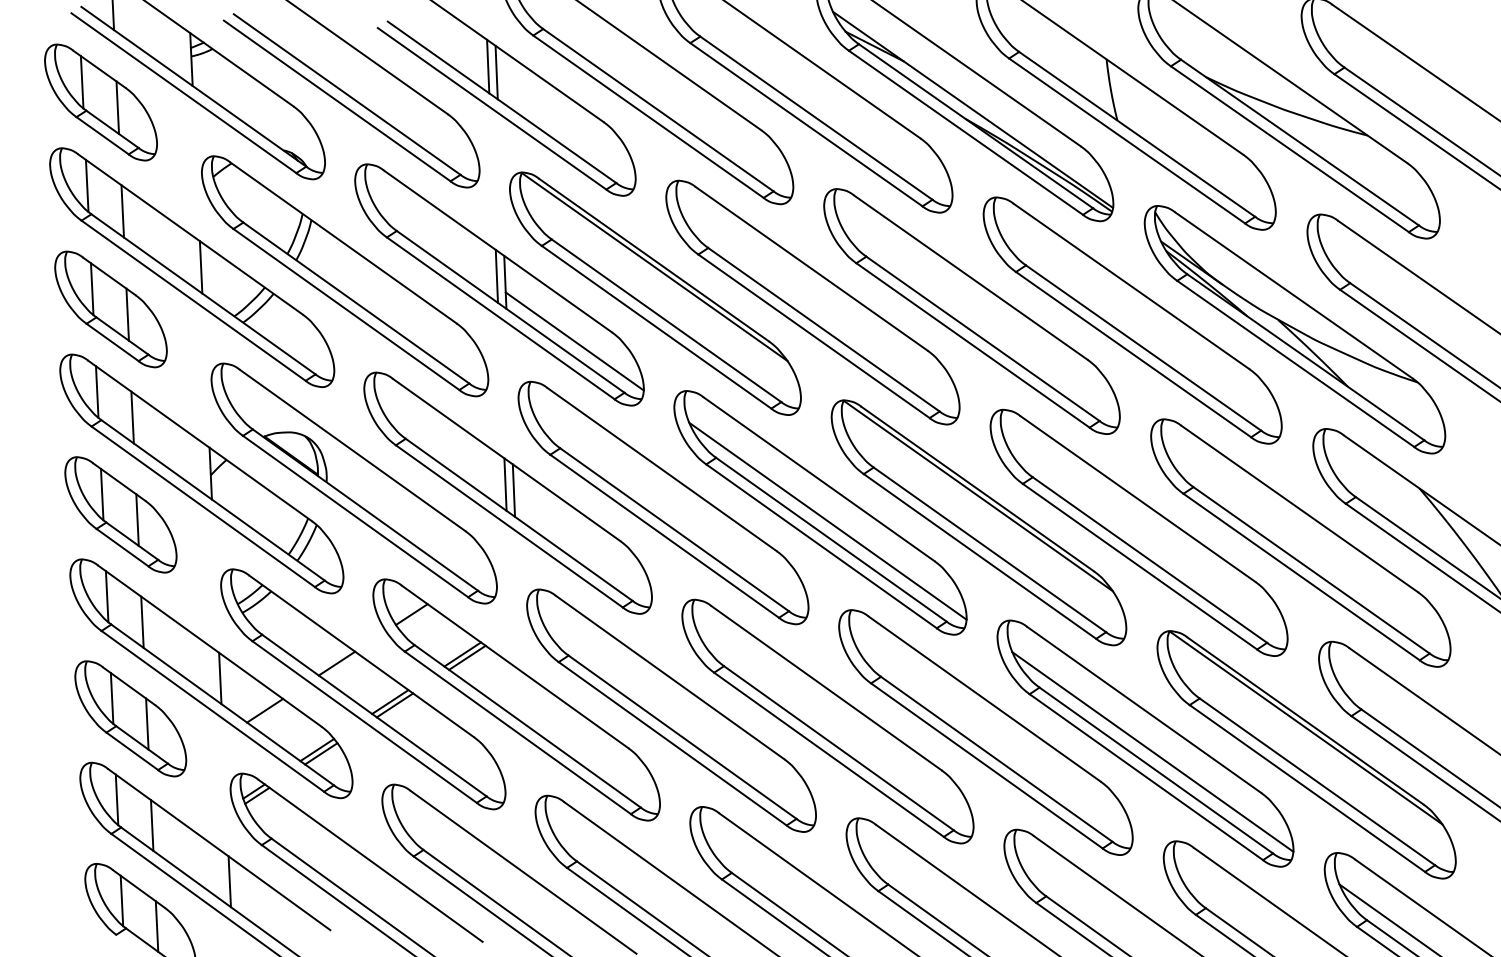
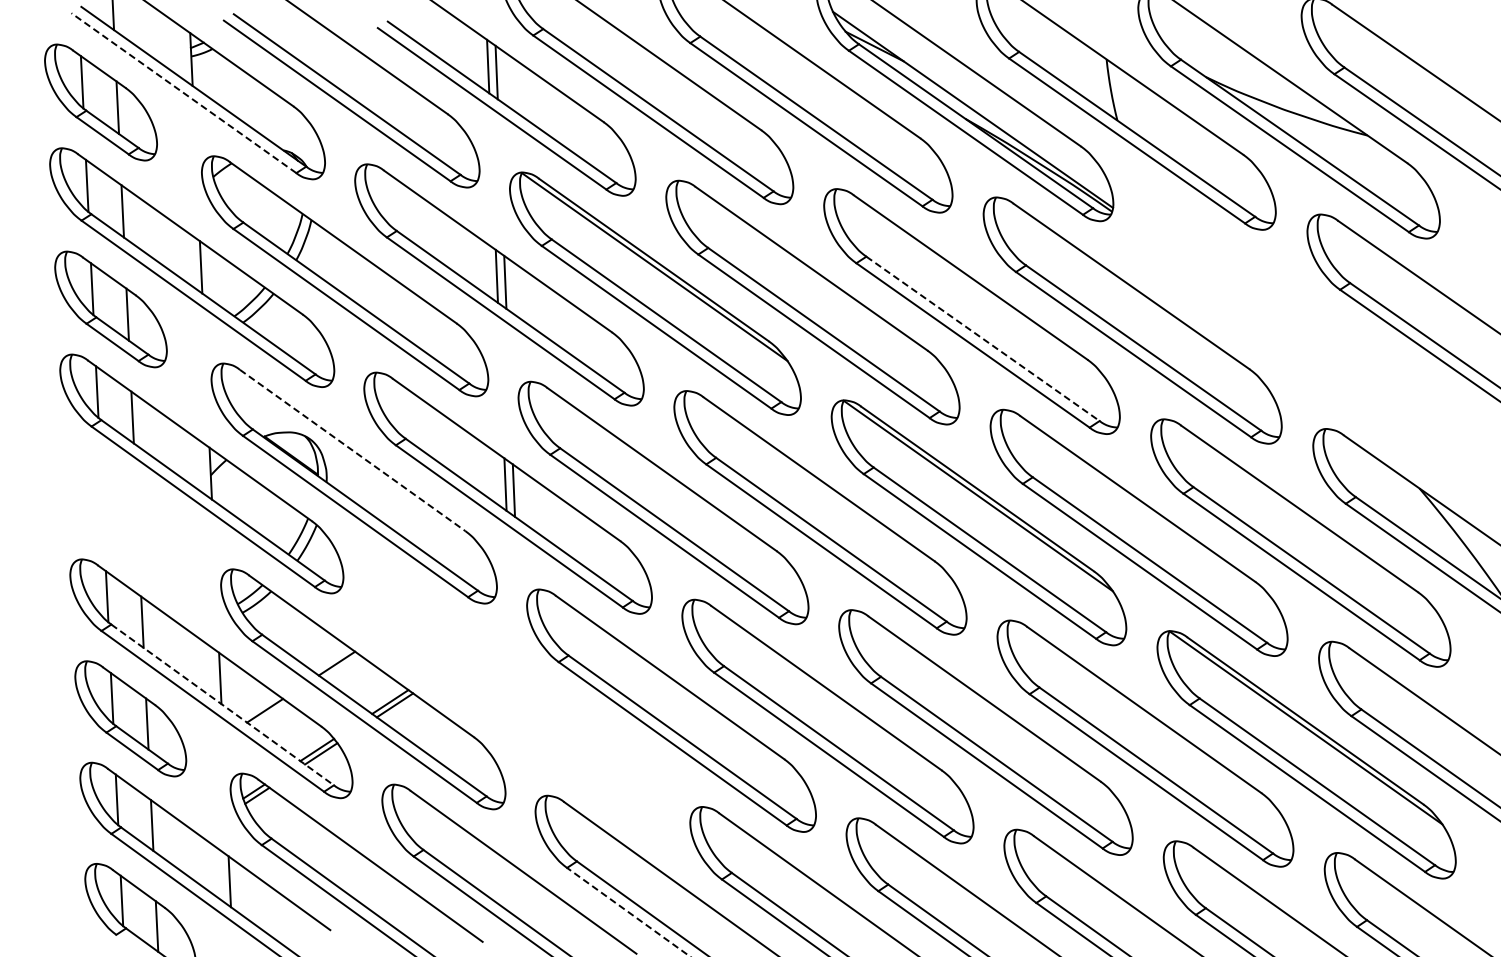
line: solid -> dashed (183, 93)
part: present -> none (1294, 329)
line: solid -> dashed (983, 338)
line: present -> none (574, 341)
line: solid -> dashed (352, 450)
part: present -> none (120, 514)
line: present -> none (827, 520)
part: present -> none (516, 699)
line: solid -> dashed (223, 705)
line: present -> none (1152, 751)
line: solid -> dashed (628, 912)
line: present -> none (1387, 918)
